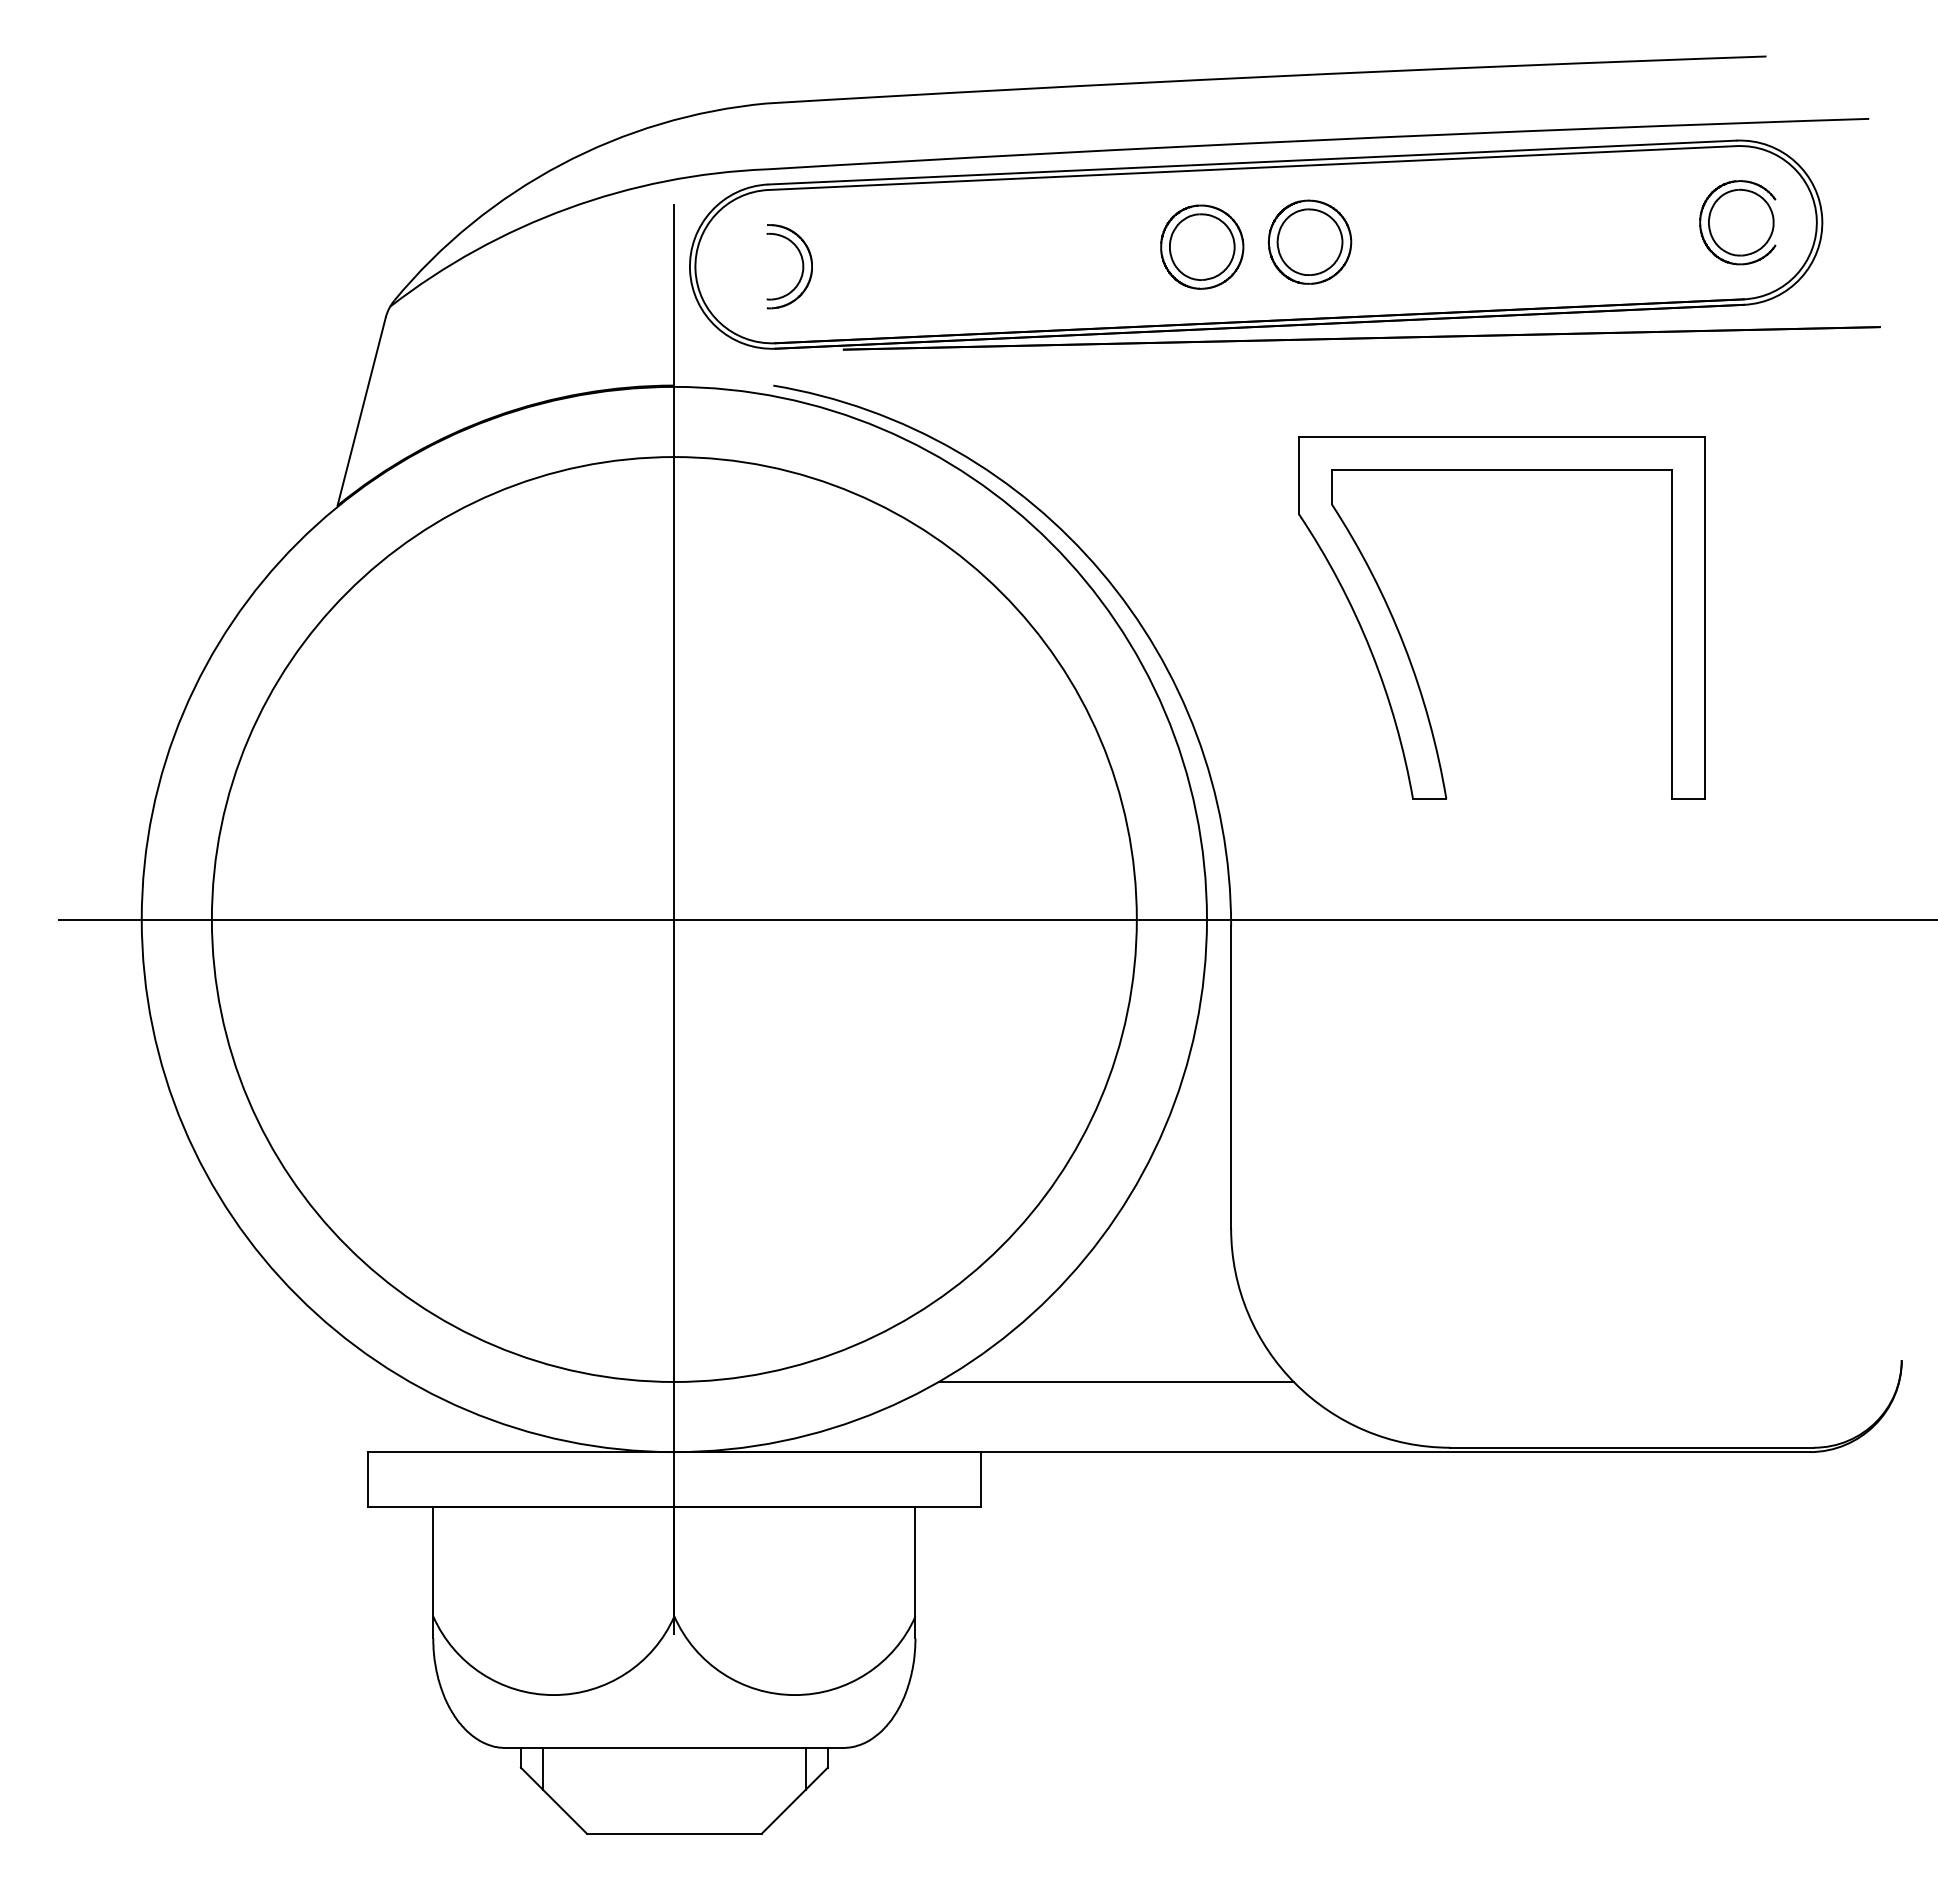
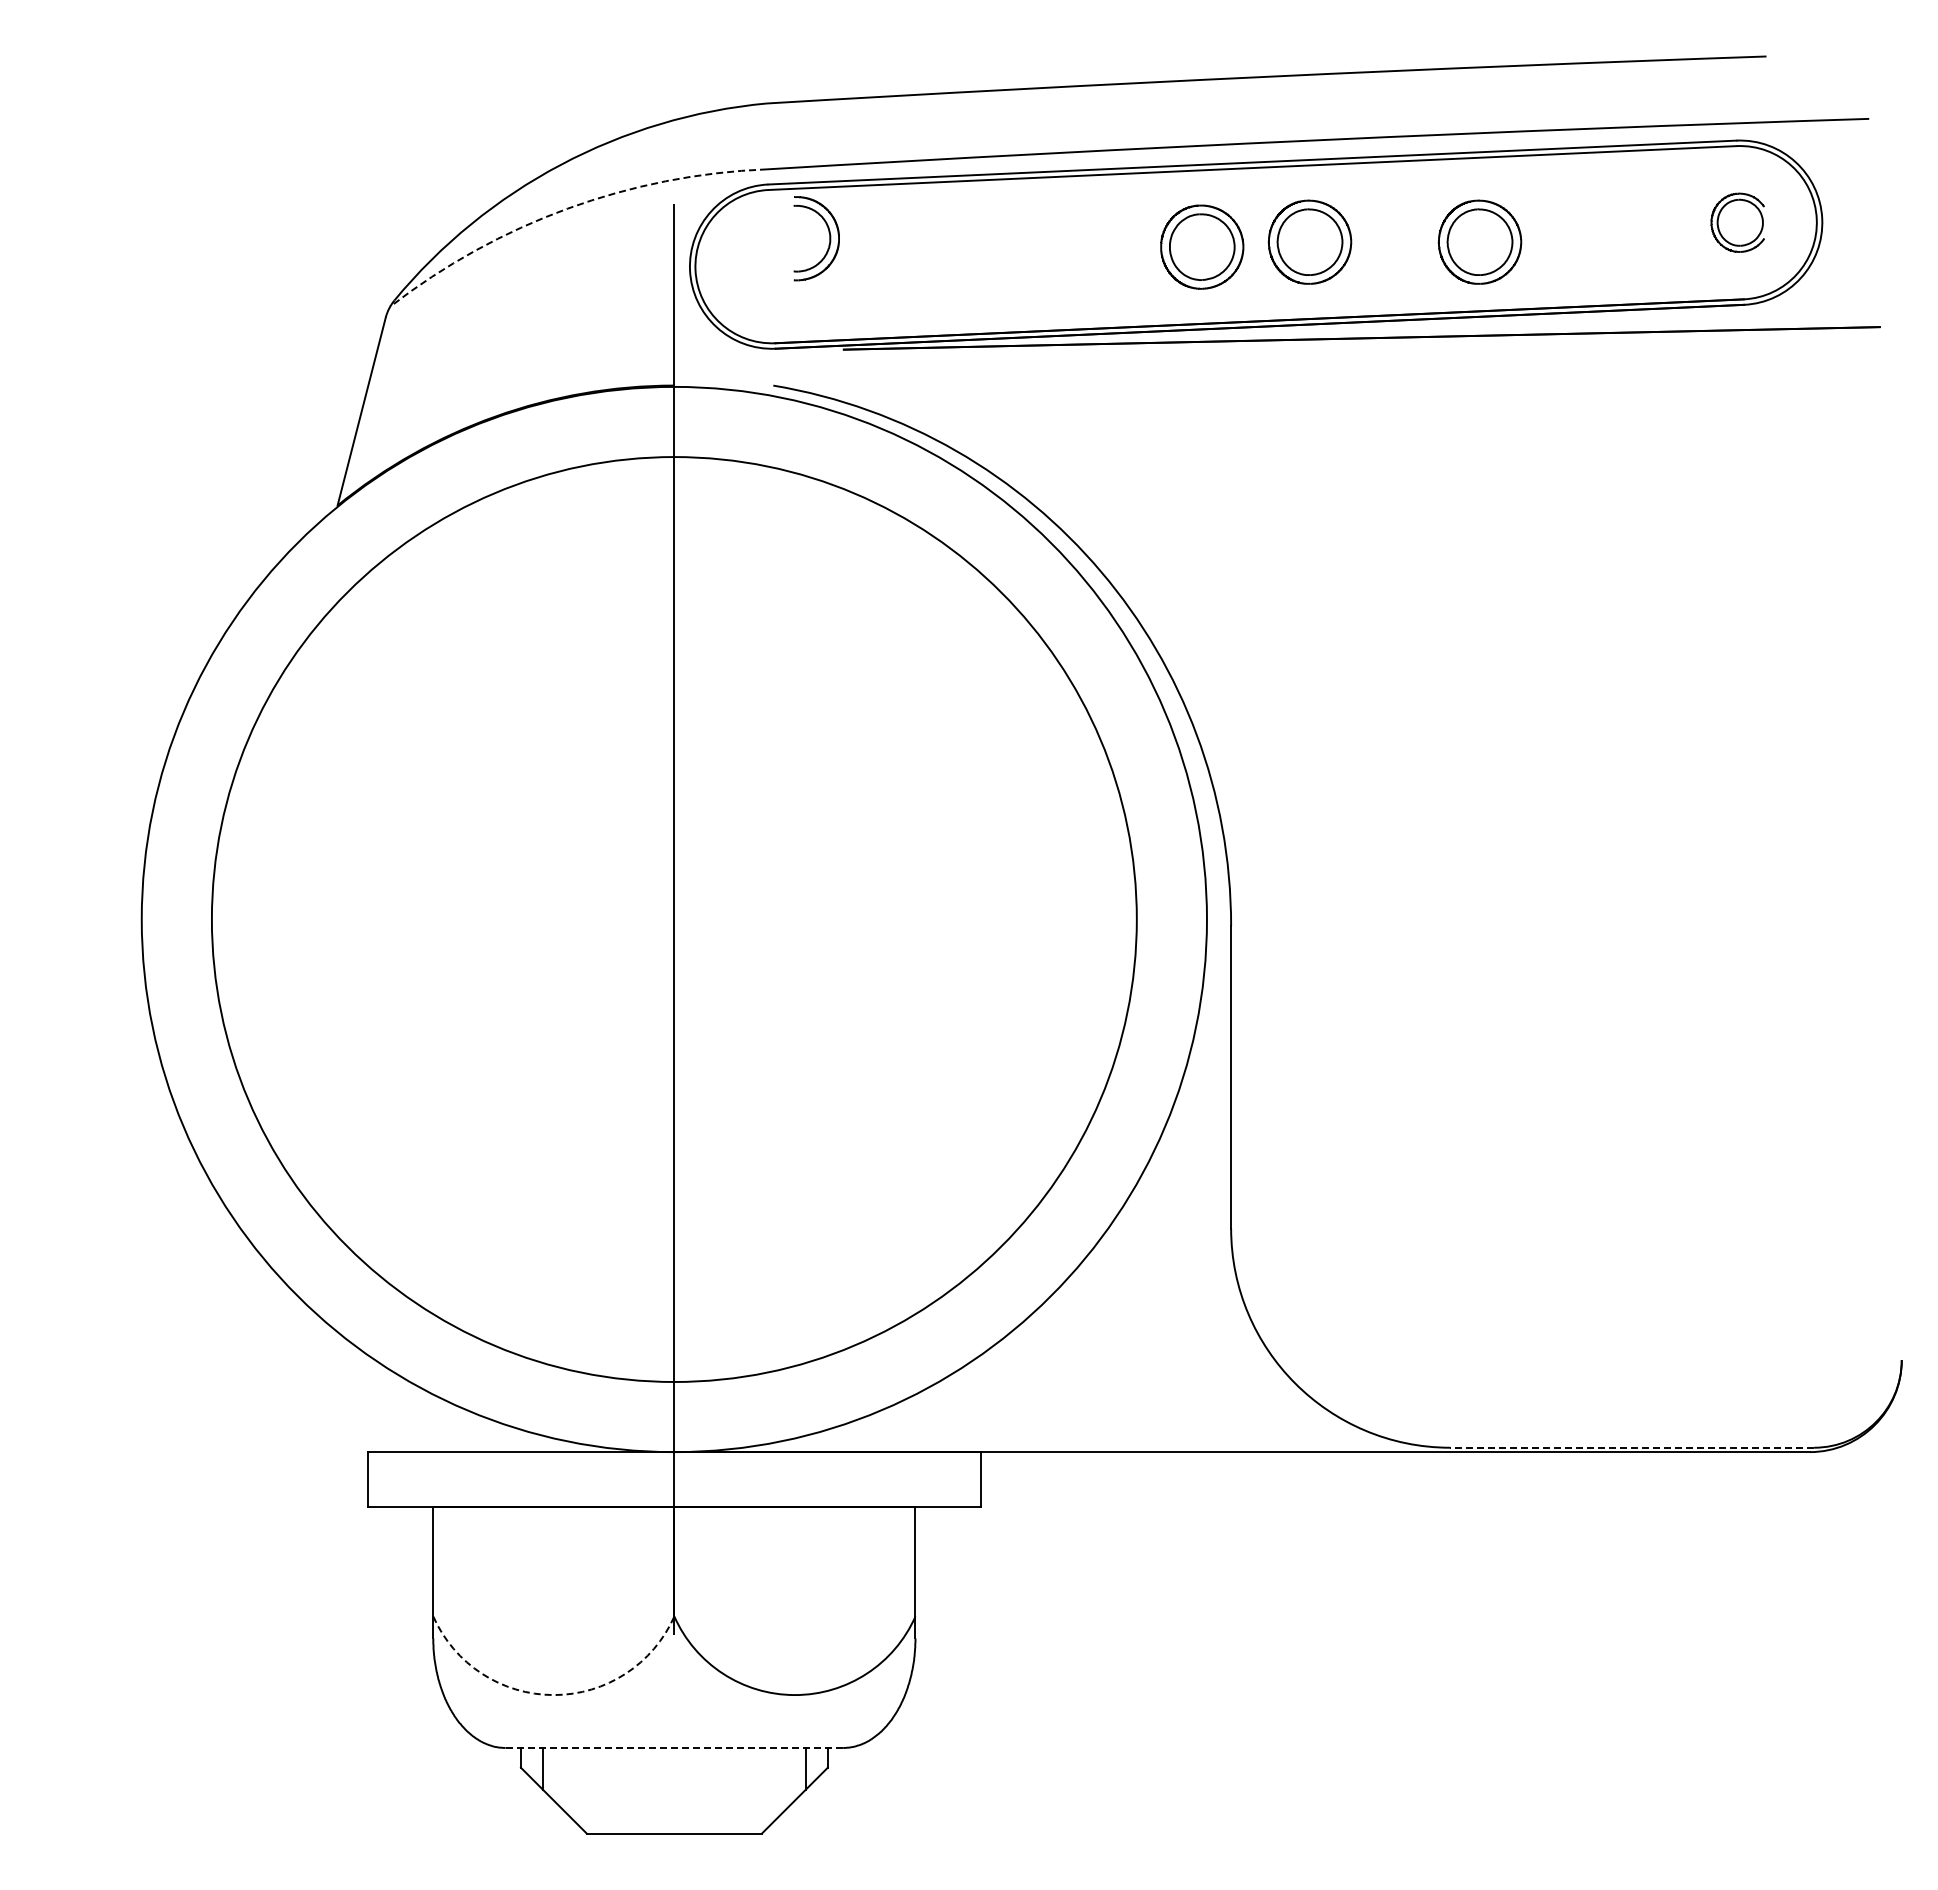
arc: solid -> dashed (567, 208)
part size: 78x86 px -> 55x61 px (1737, 222)
part: none -> present (1479, 241)
part position: (802, 266) -> (829, 238) (829, 238)
part: present -> none (1407, 650)
line: present -> none (996, 919)
line: present -> none (1115, 1381)
line: solid -> dashed (1632, 1447)
arc: solid -> dashed (553, 1695)
line: solid -> dashed (674, 1747)
